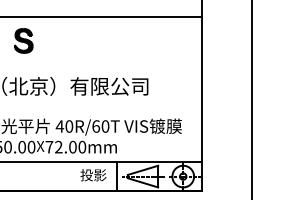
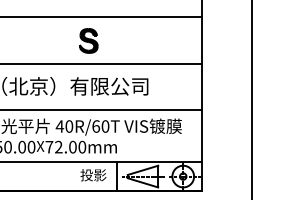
part position: (23, 40) -> (88, 40) (88, 40)
line: none -> present (102, 63)
line: none -> present (102, 110)
